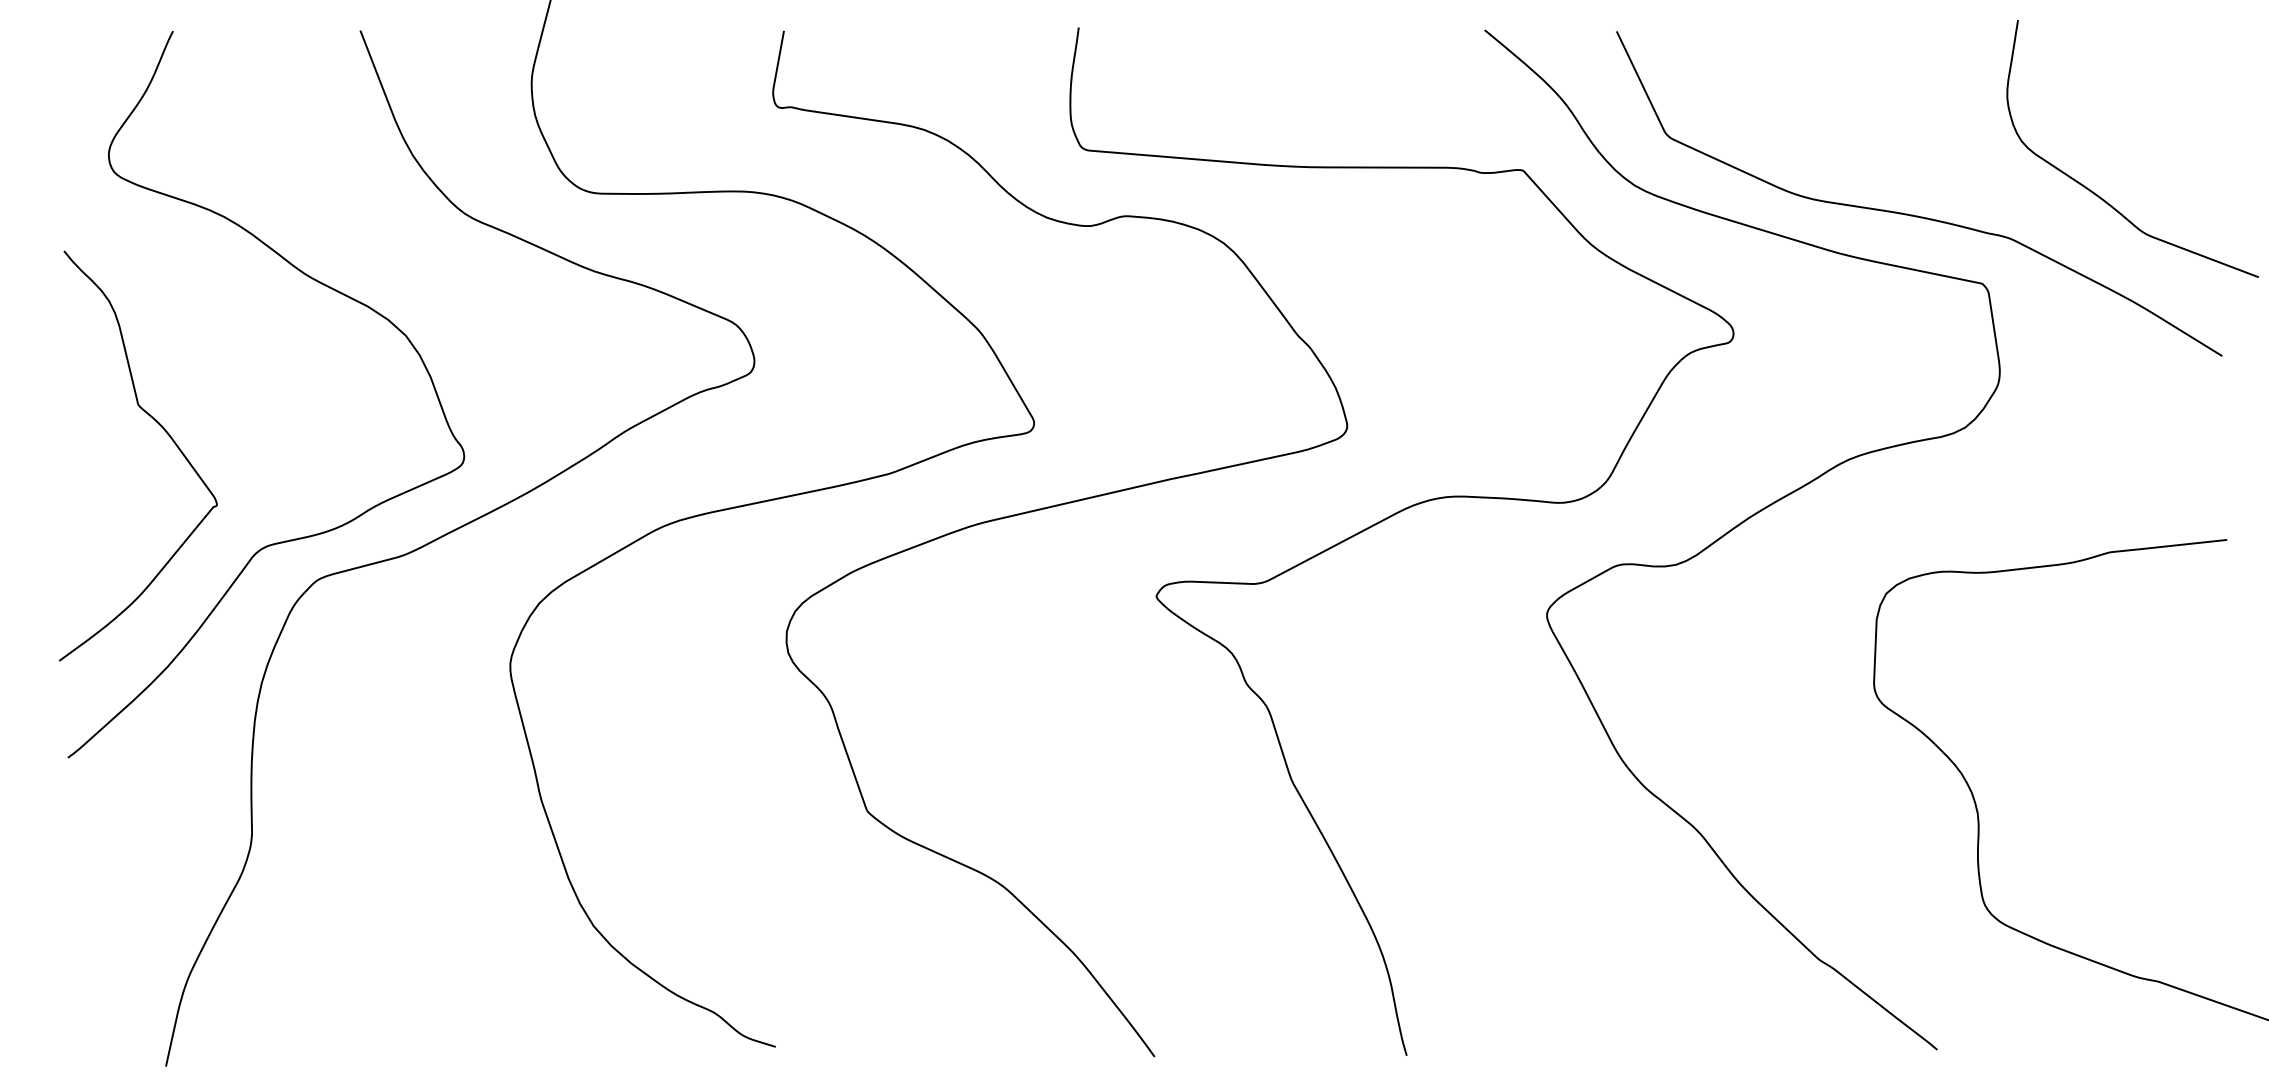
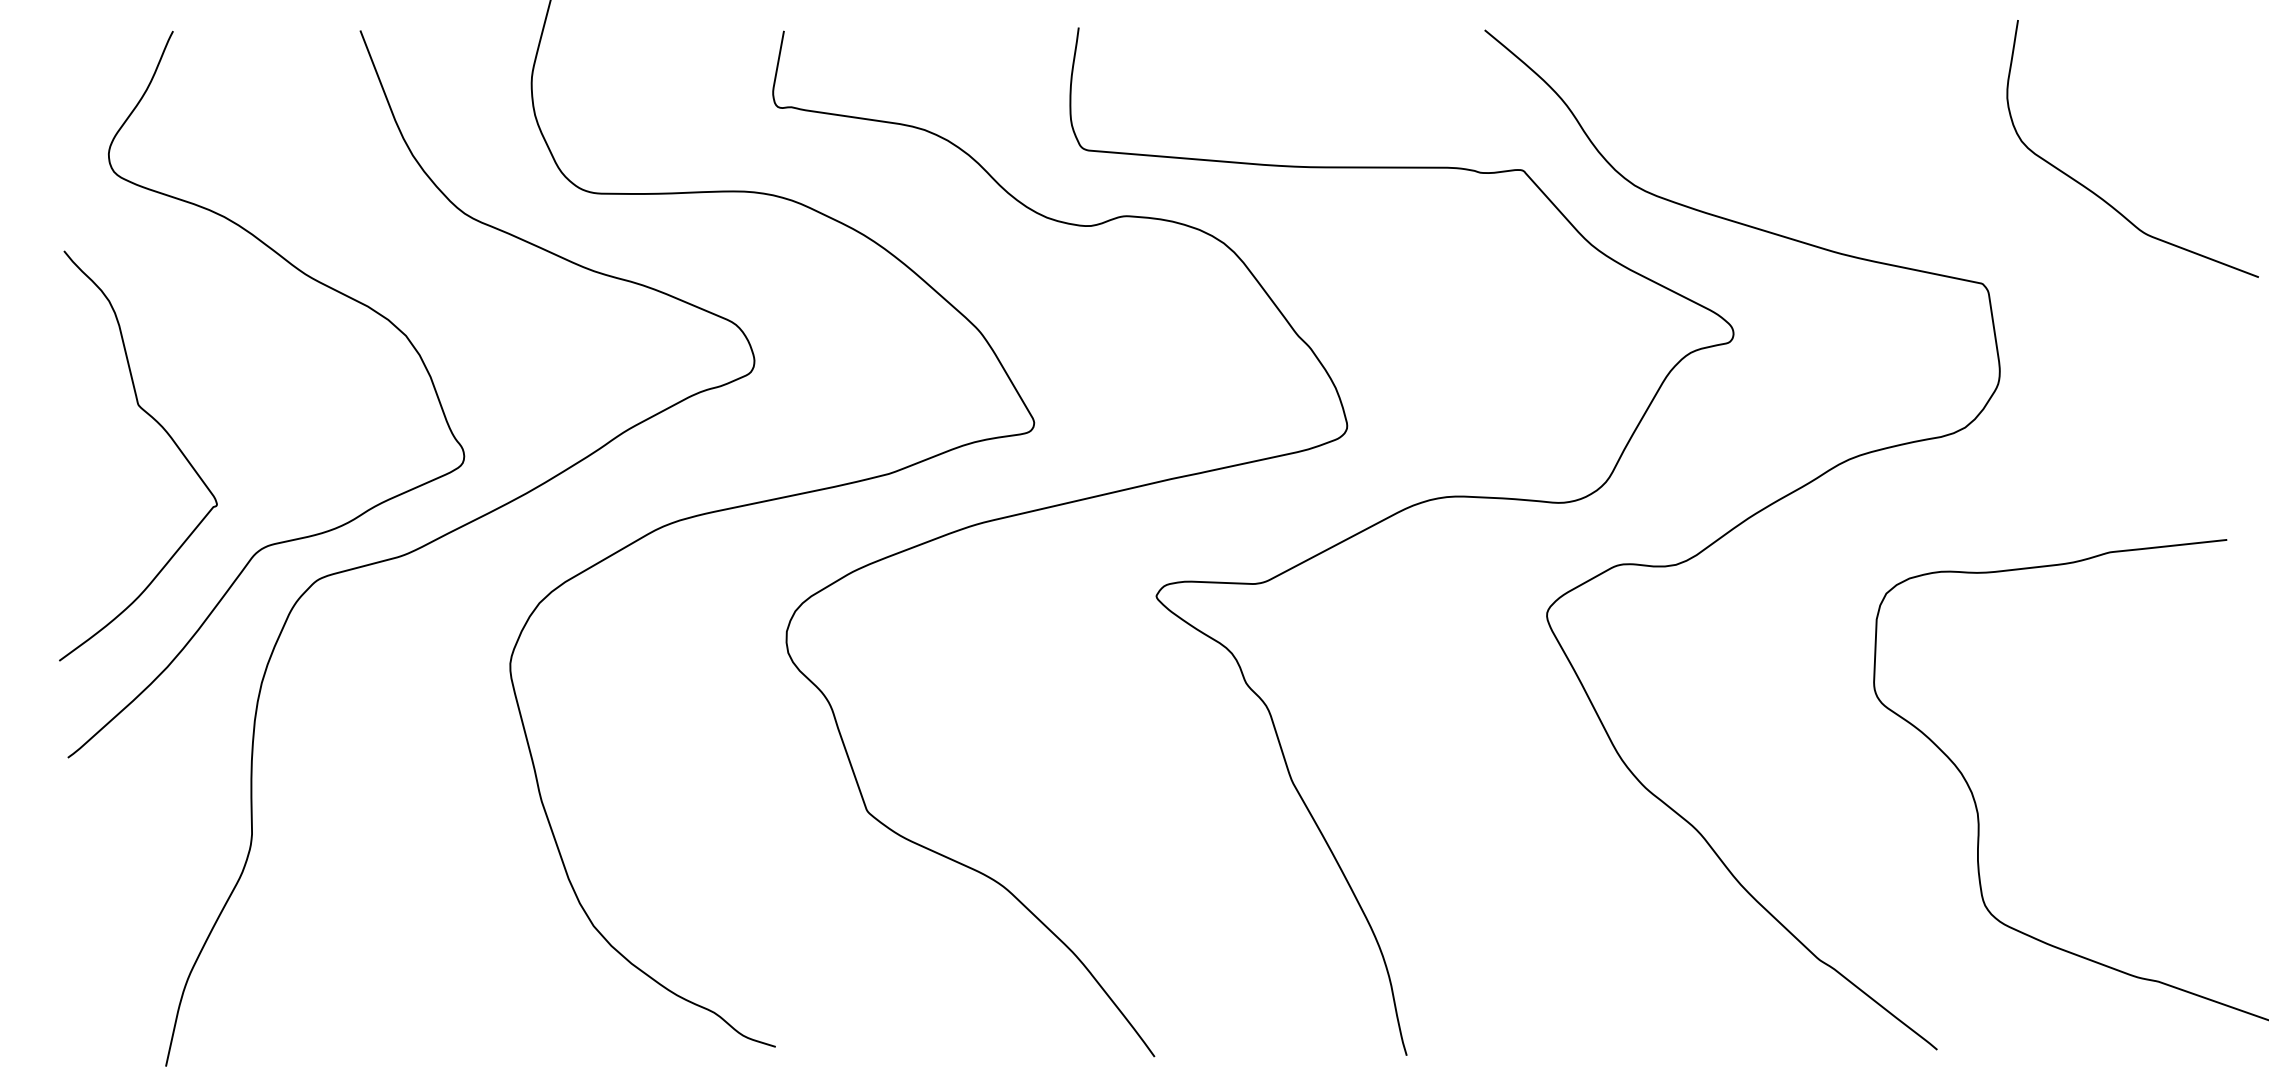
curve: present -> none (1913, 214)
